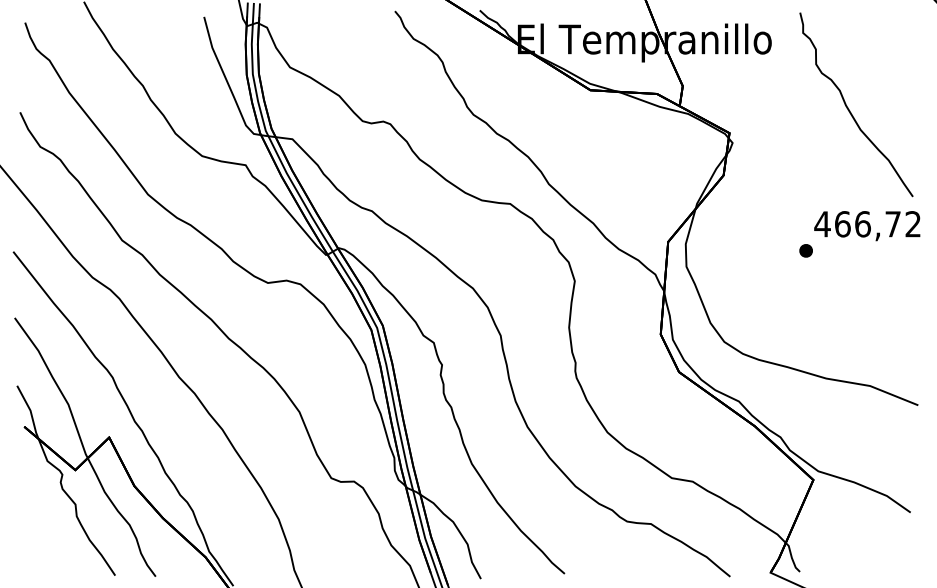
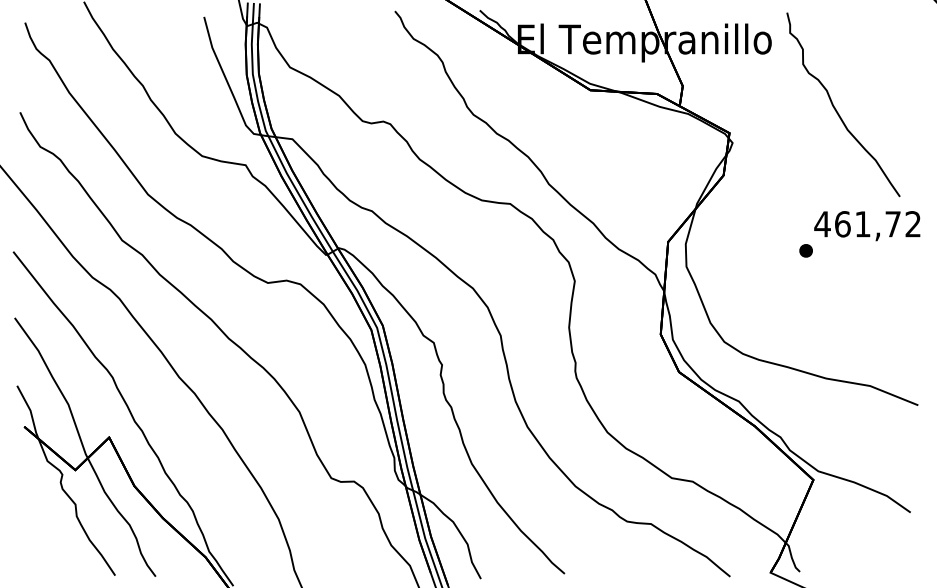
part position: (850, 110) -> (837, 110) (837, 110)
text: 466,72 -> 461,72 (862, 224)
